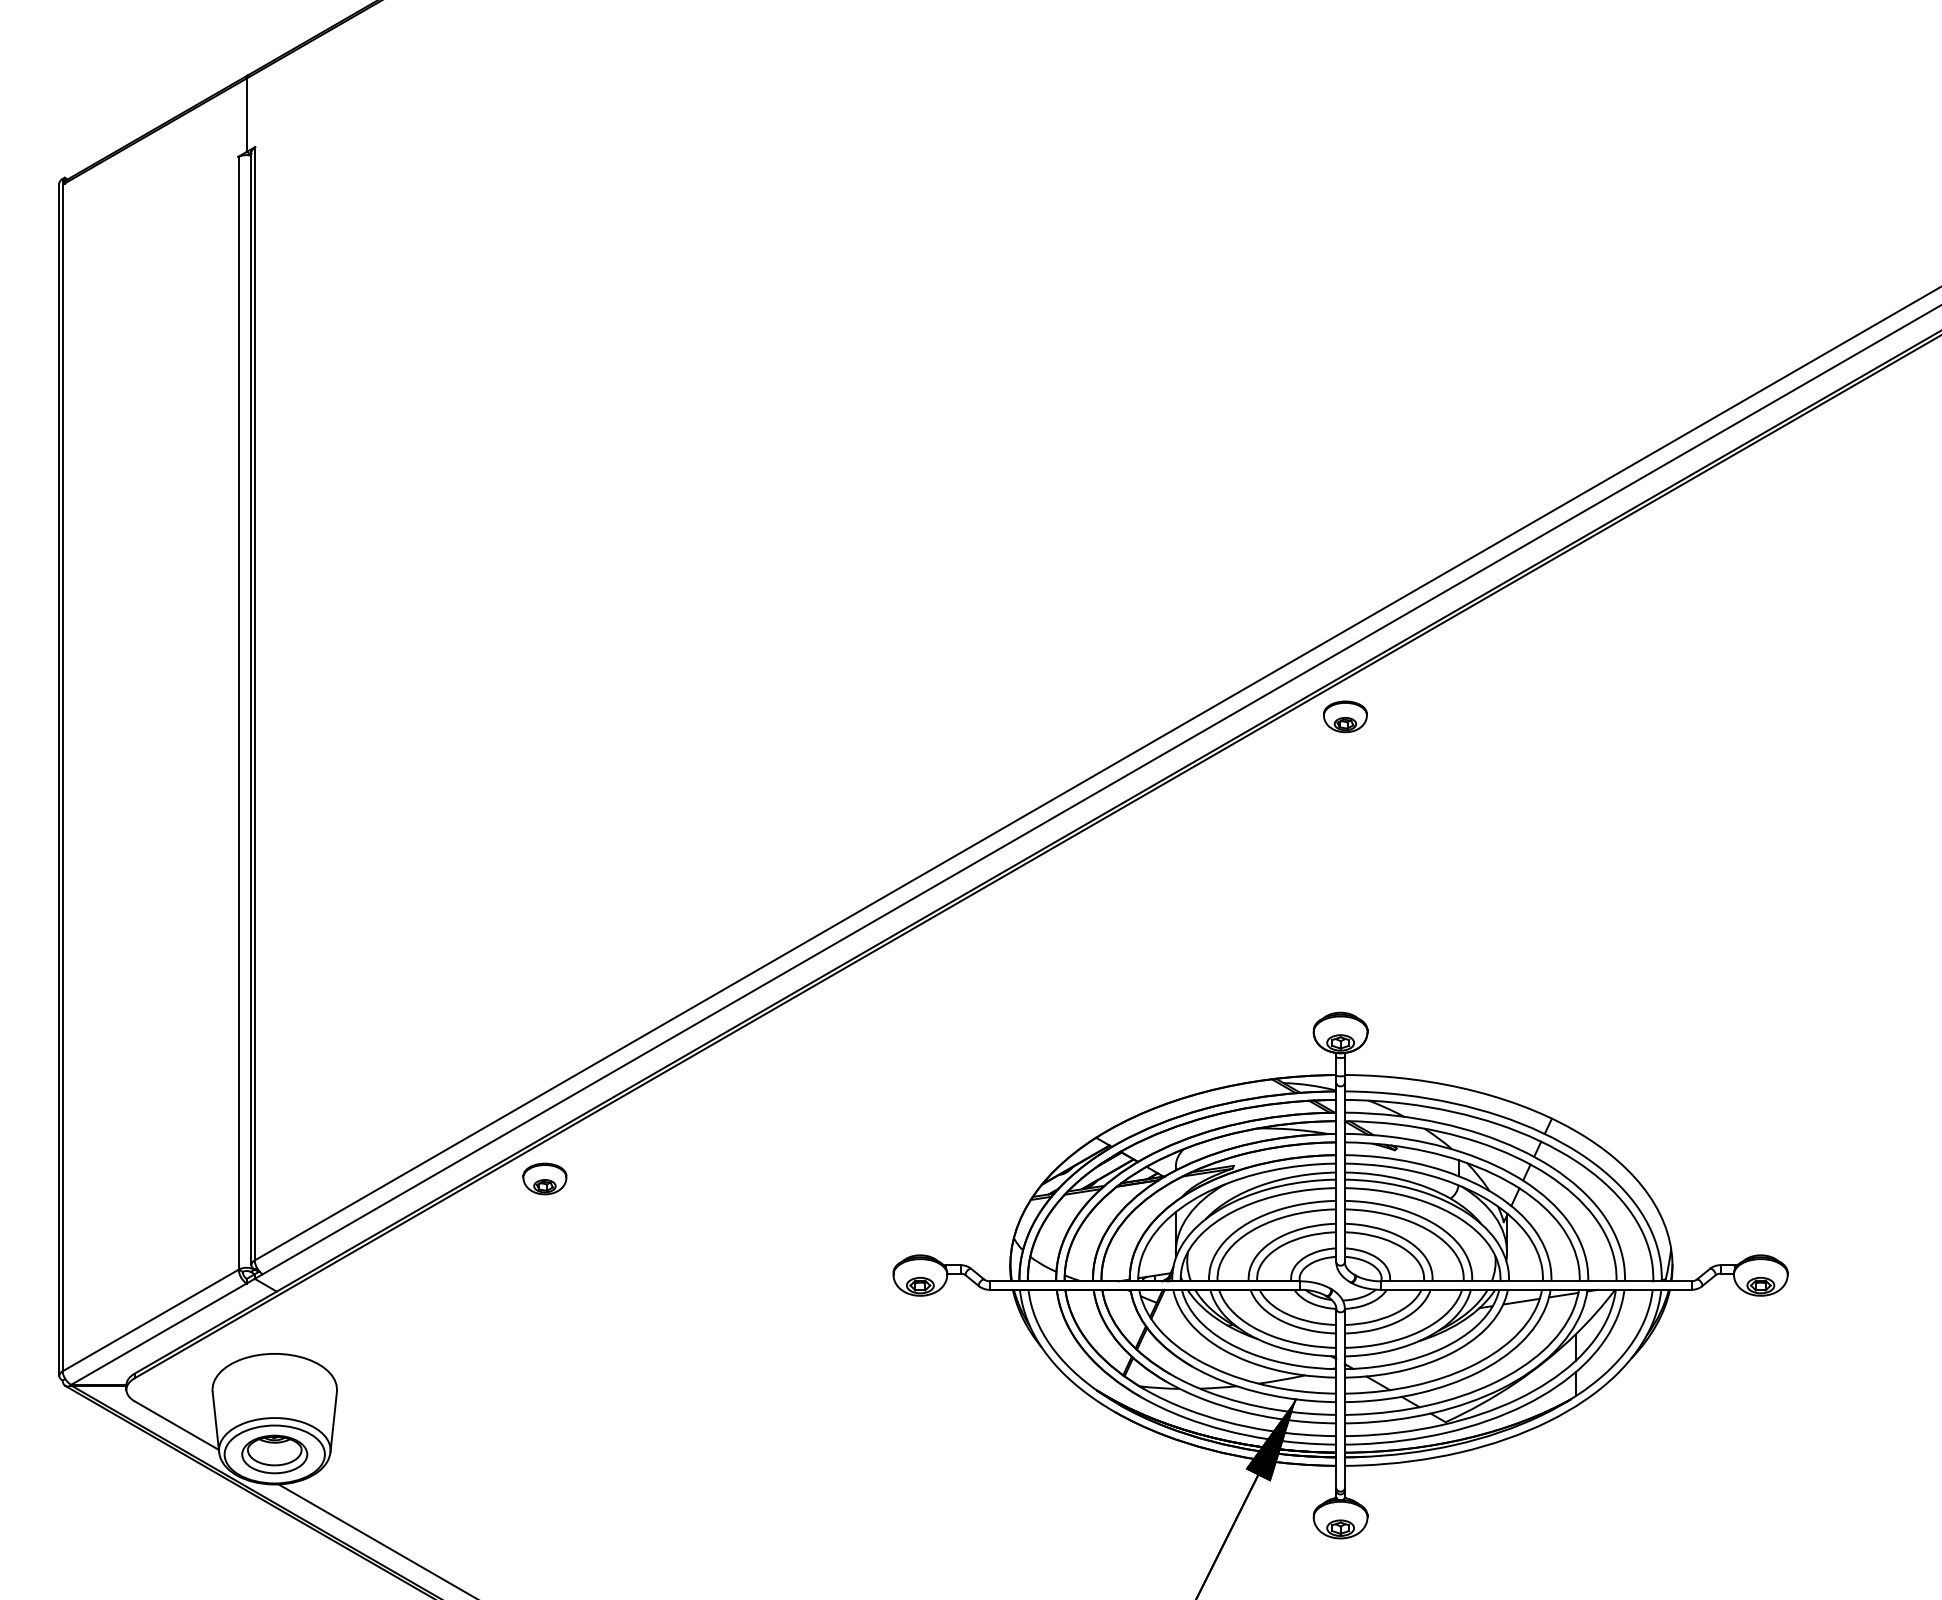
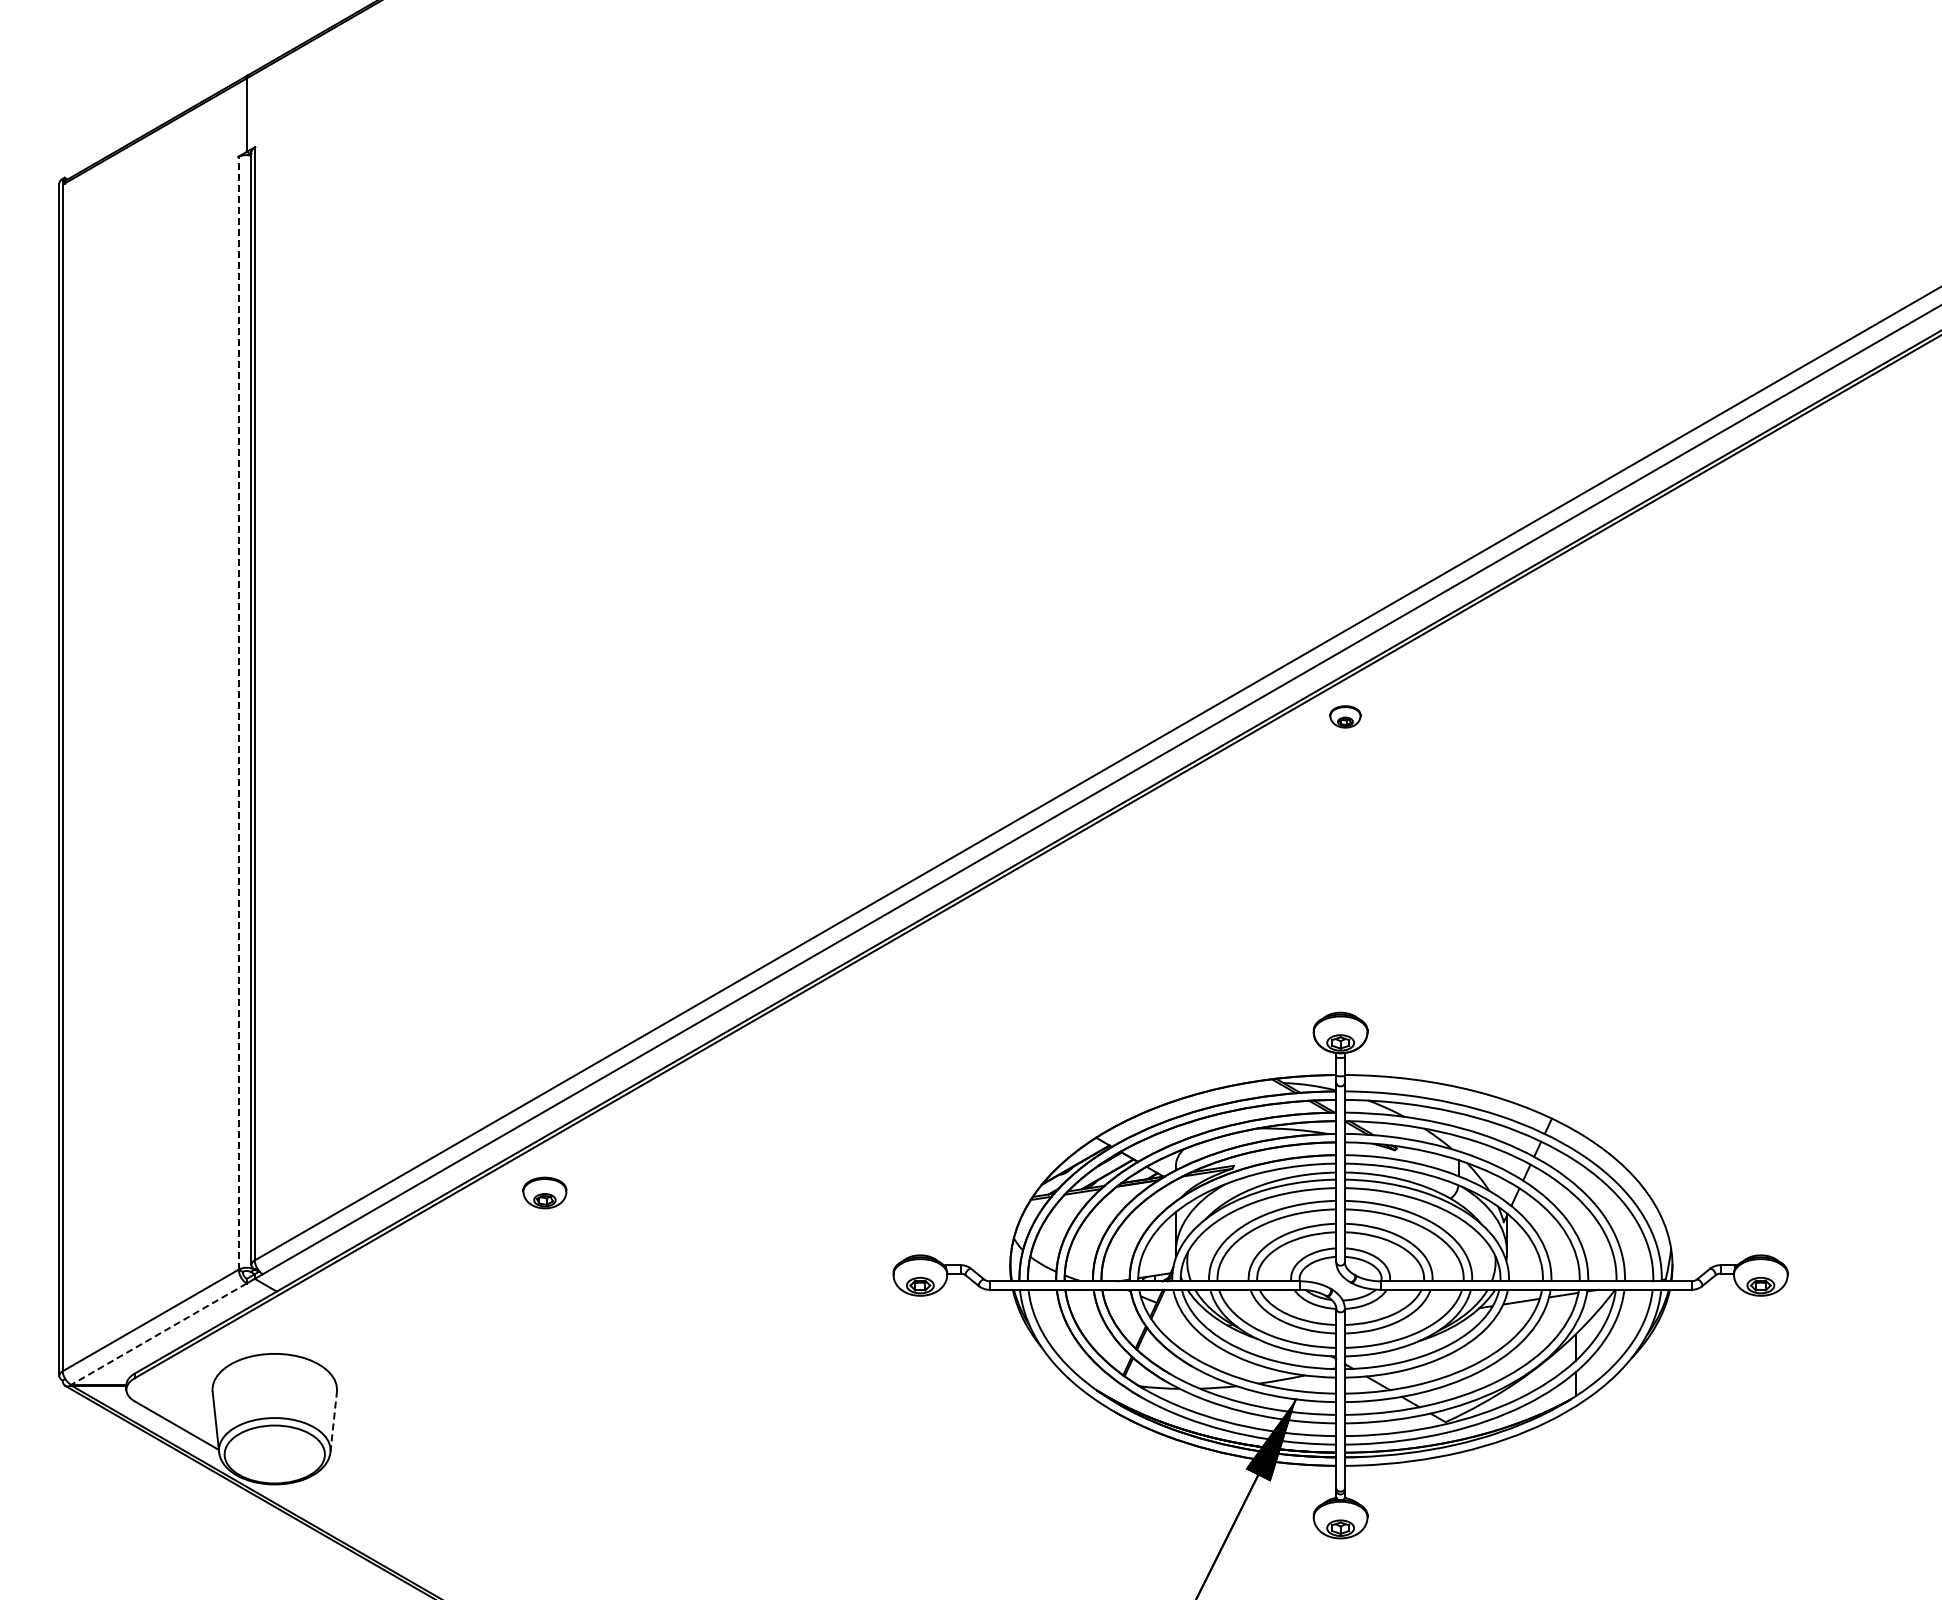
line: solid -> dashed (238, 712)
part size: 45x34 px -> 33x24 px (1345, 716)
part position: (544, 1178) -> (544, 1192) (544, 1192)
line: solid -> dashed (158, 1334)
line: solid -> dashed (333, 1421)
part: present -> none (274, 1454)
line: present -> none (375, 1540)
